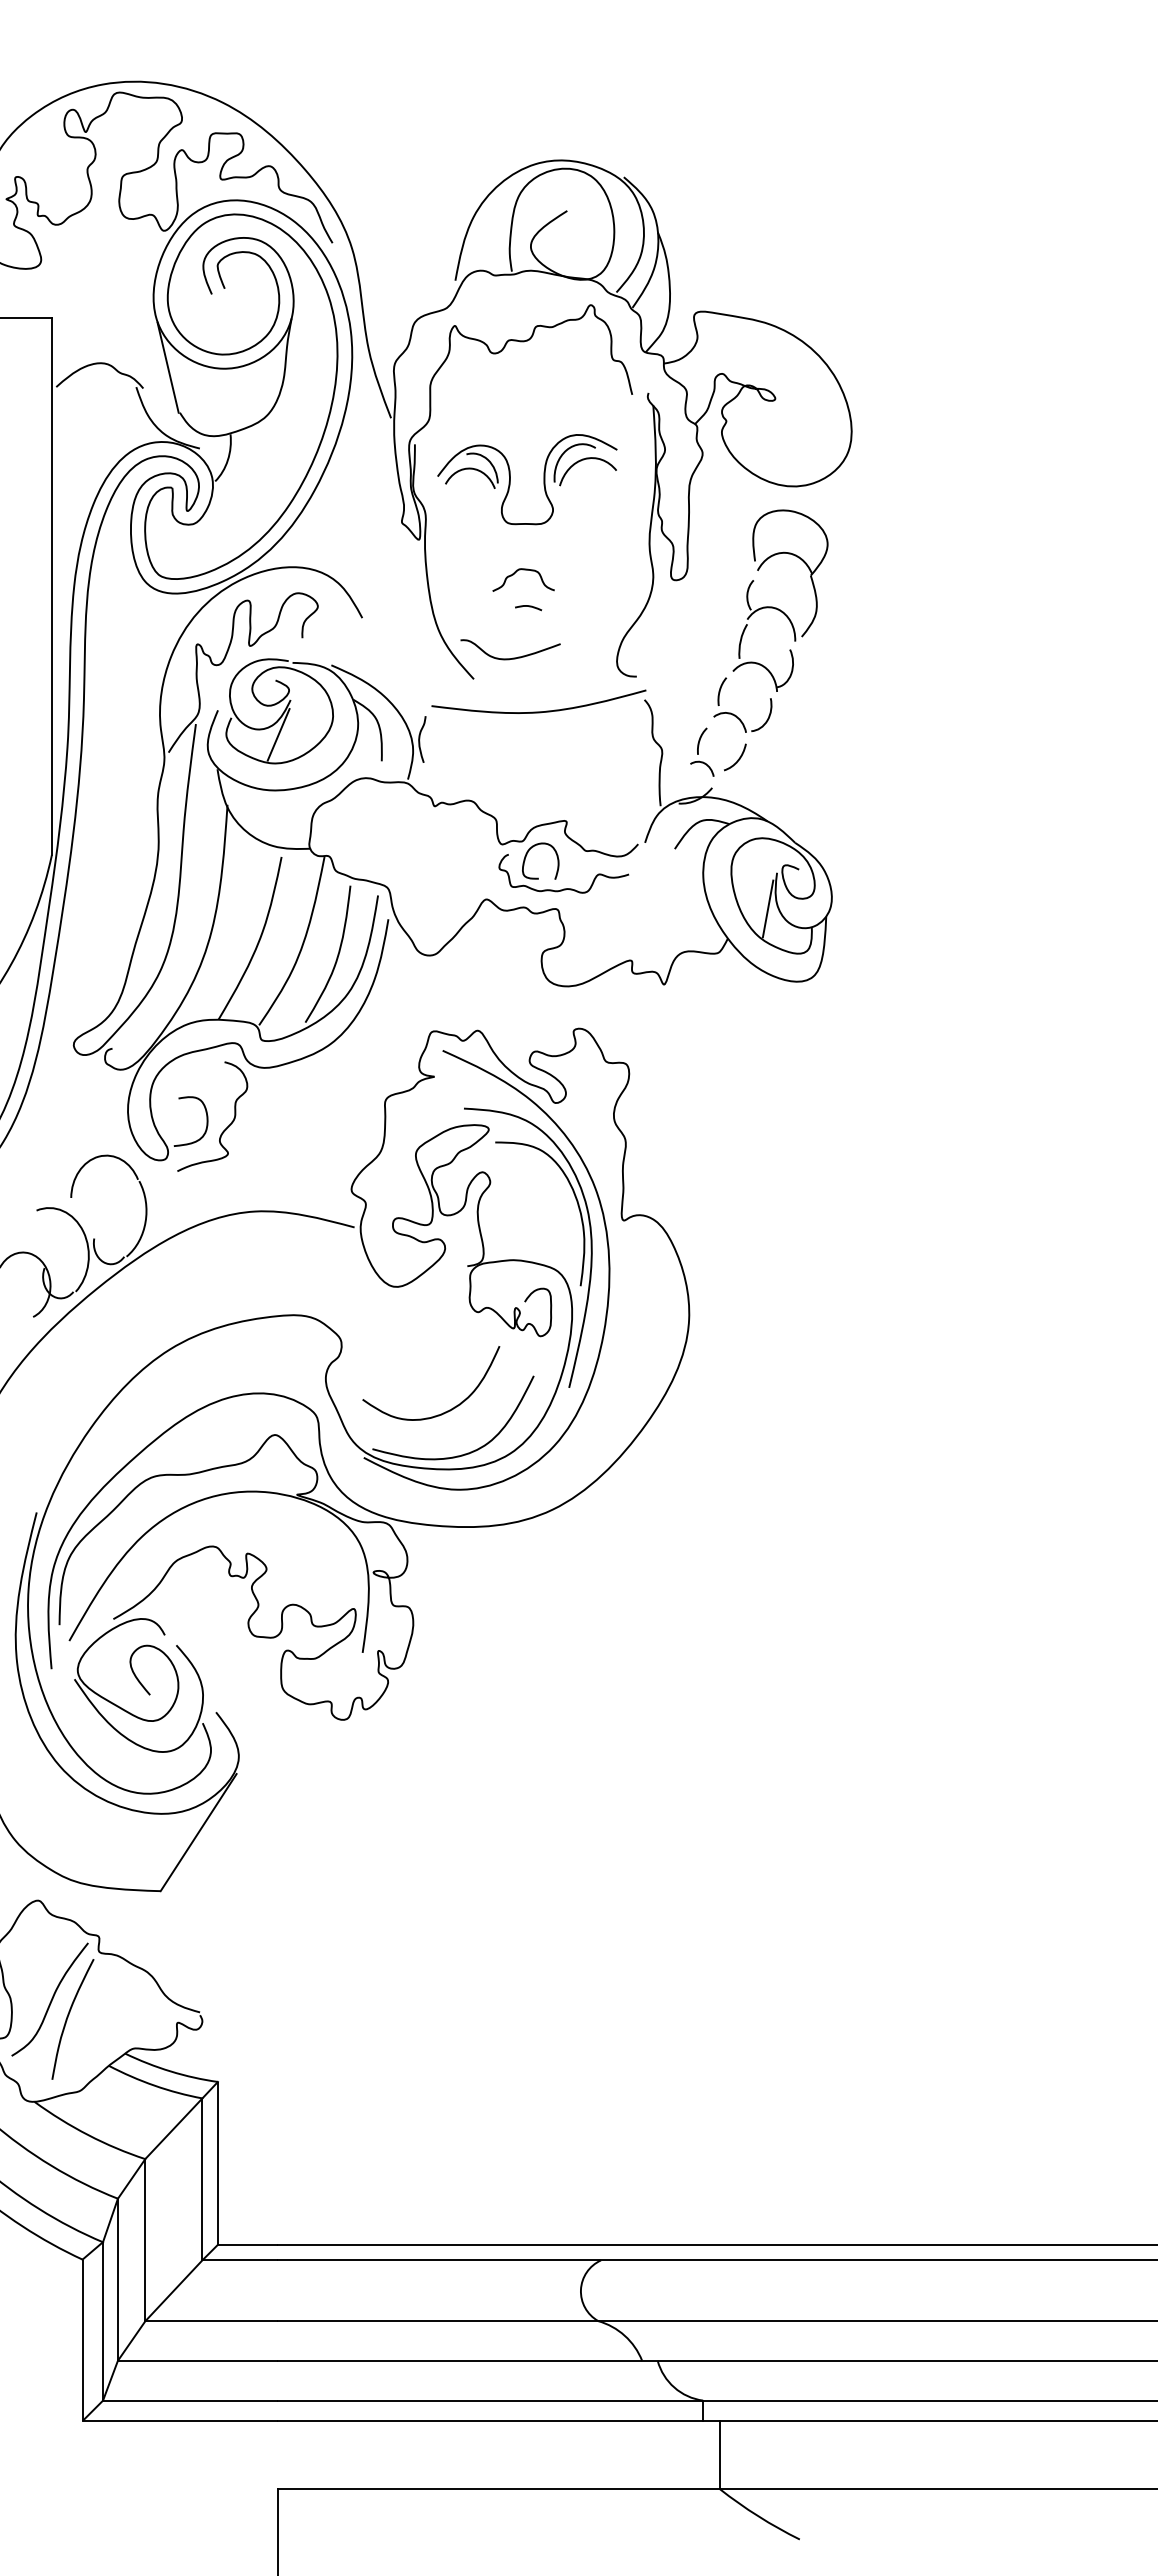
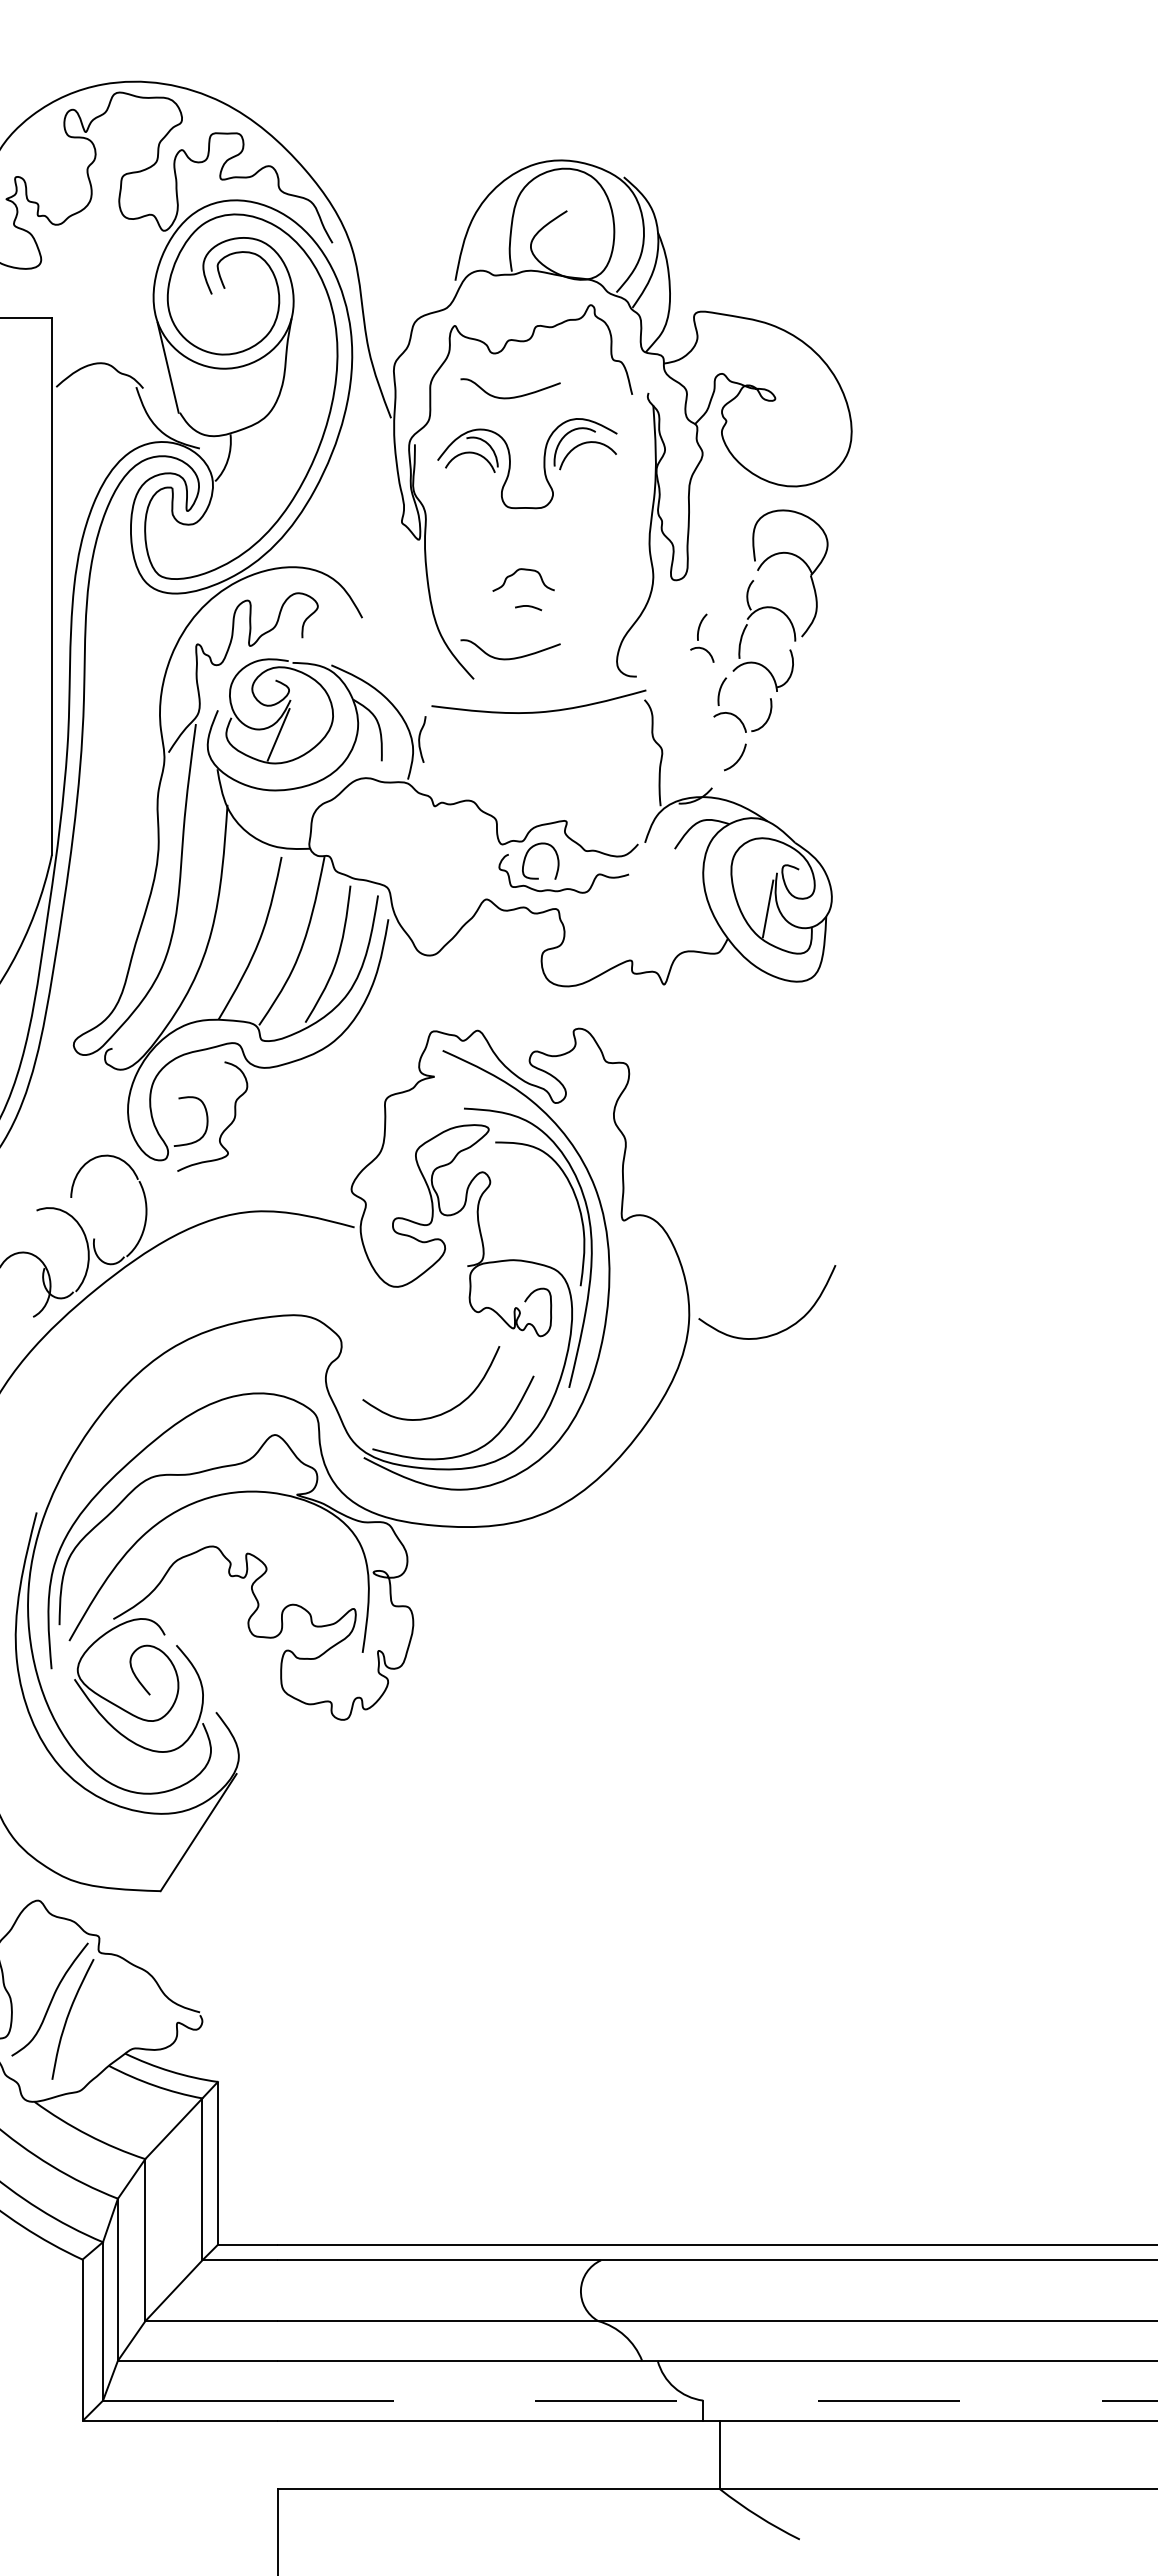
curve: none -> present (512, 396)
part position: (543, 479) -> (543, 463) (543, 463)
part position: (702, 751) -> (702, 637) (702, 637)
curve: none -> present (781, 1330)
line: solid -> dashed (716, 2400)
